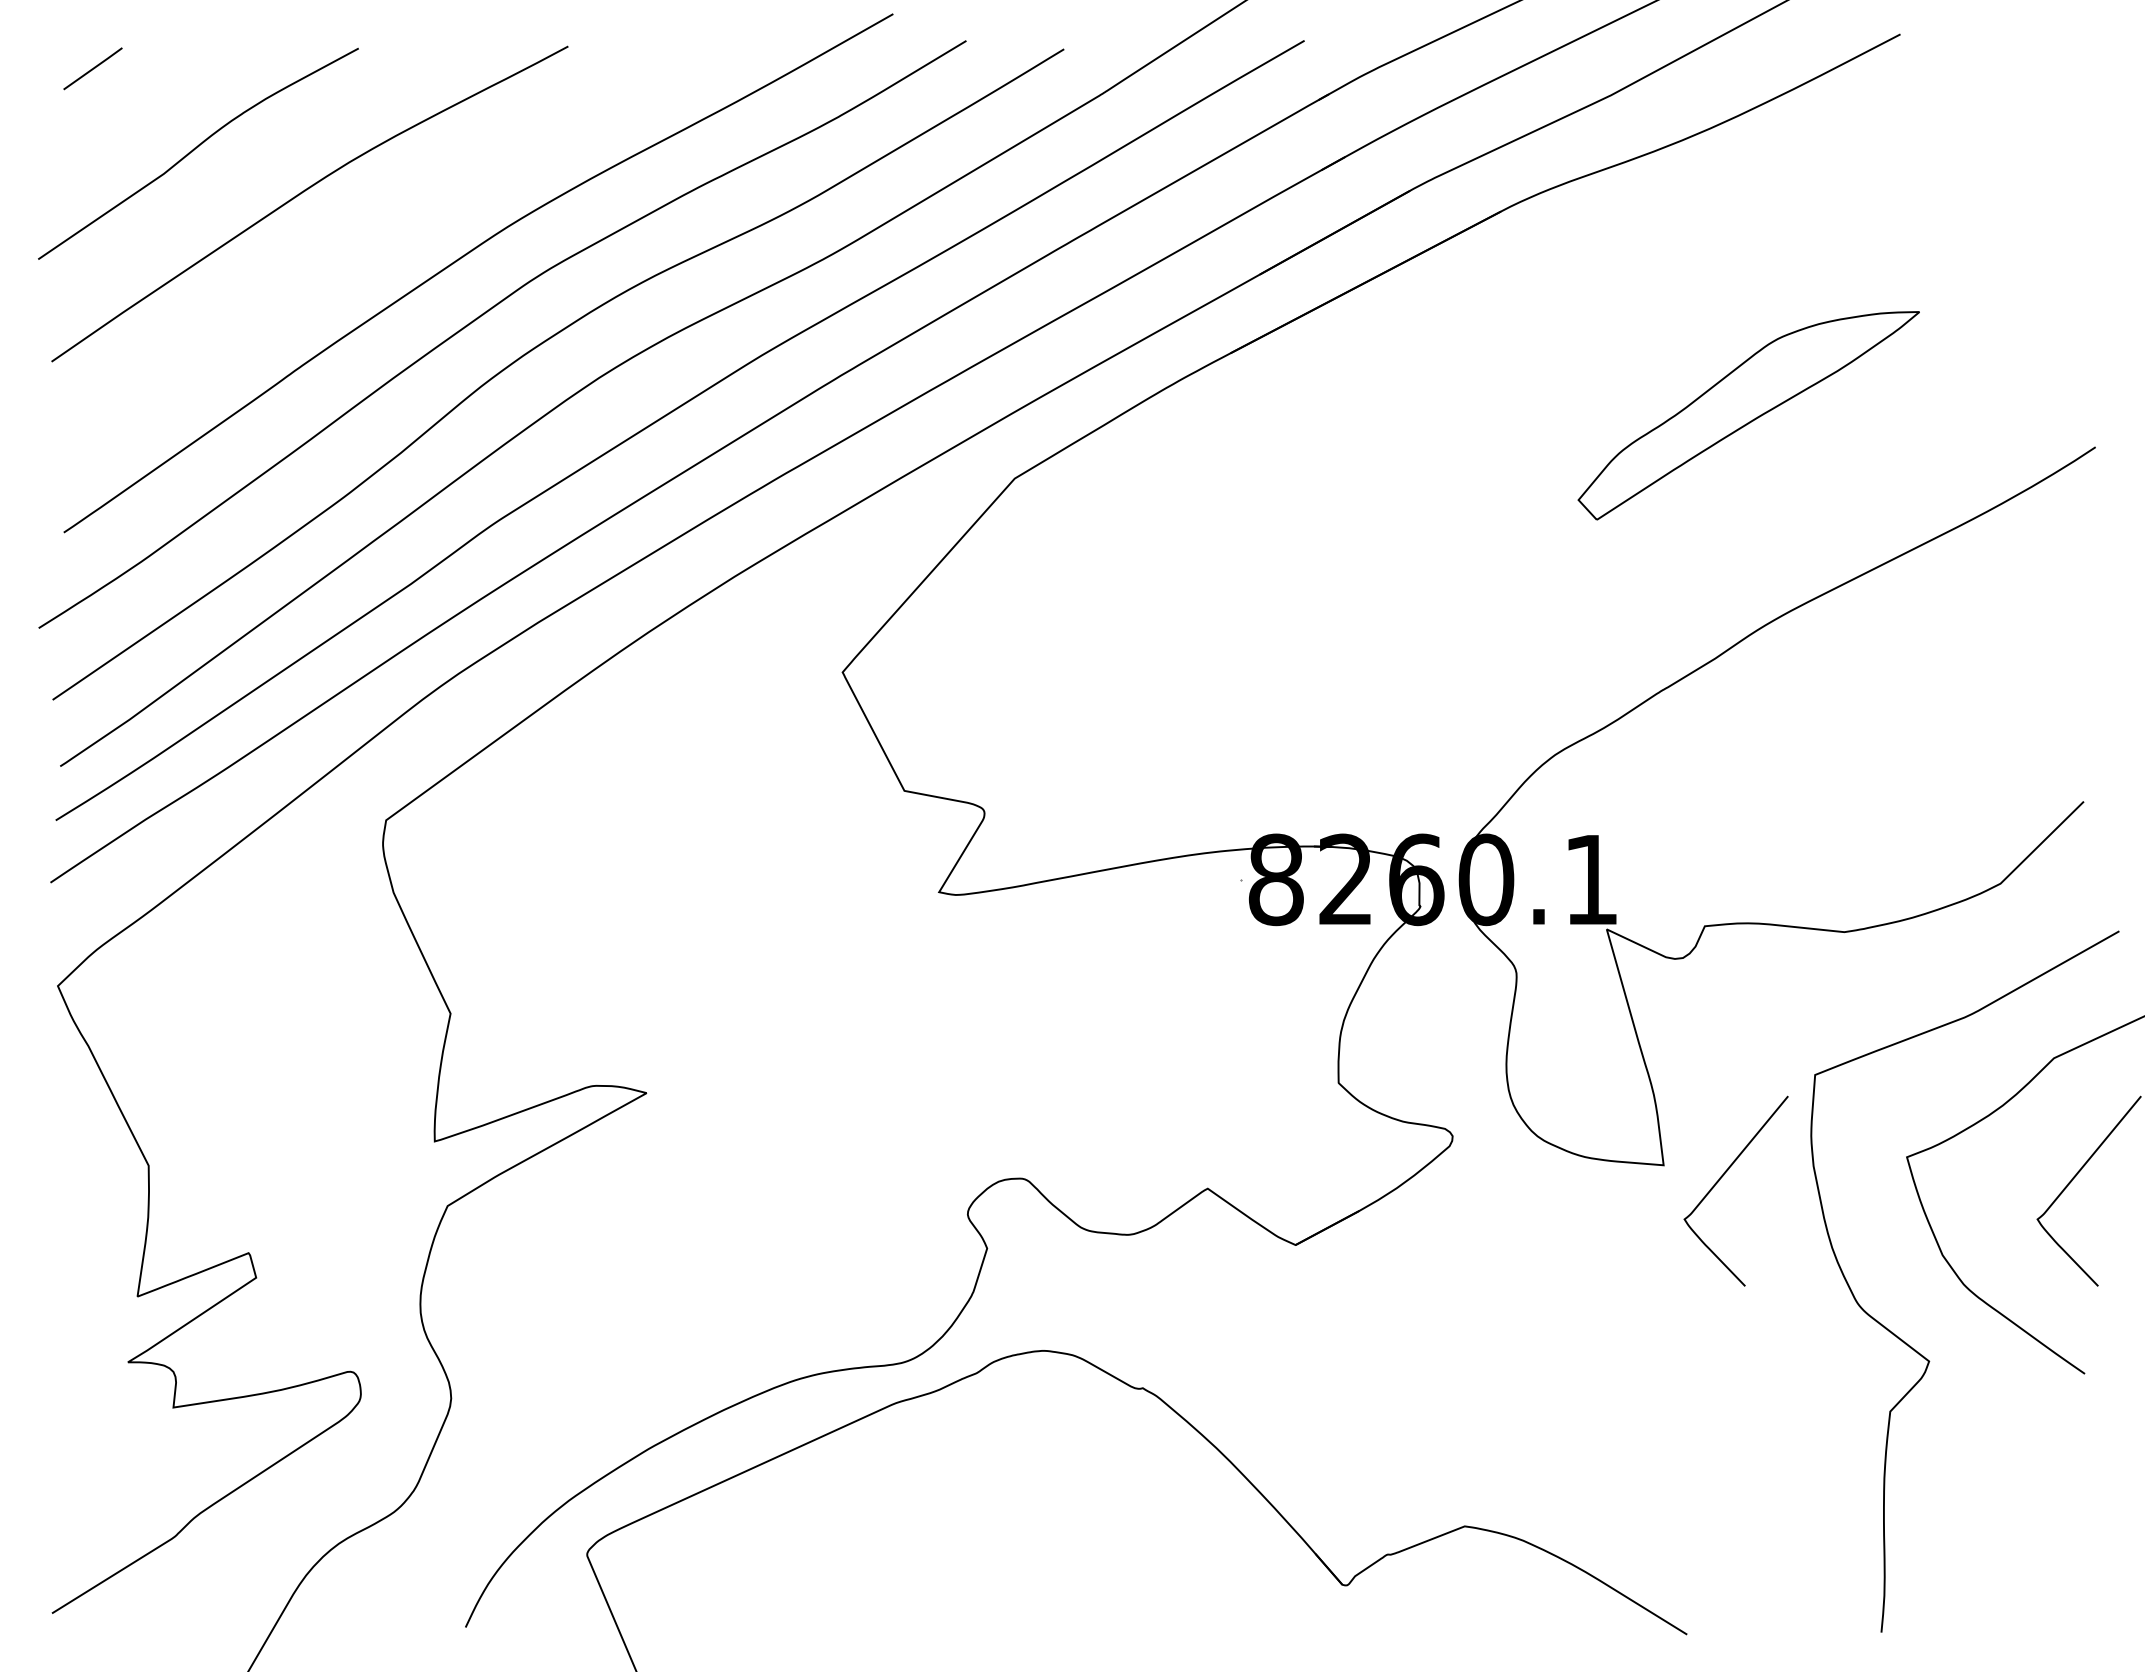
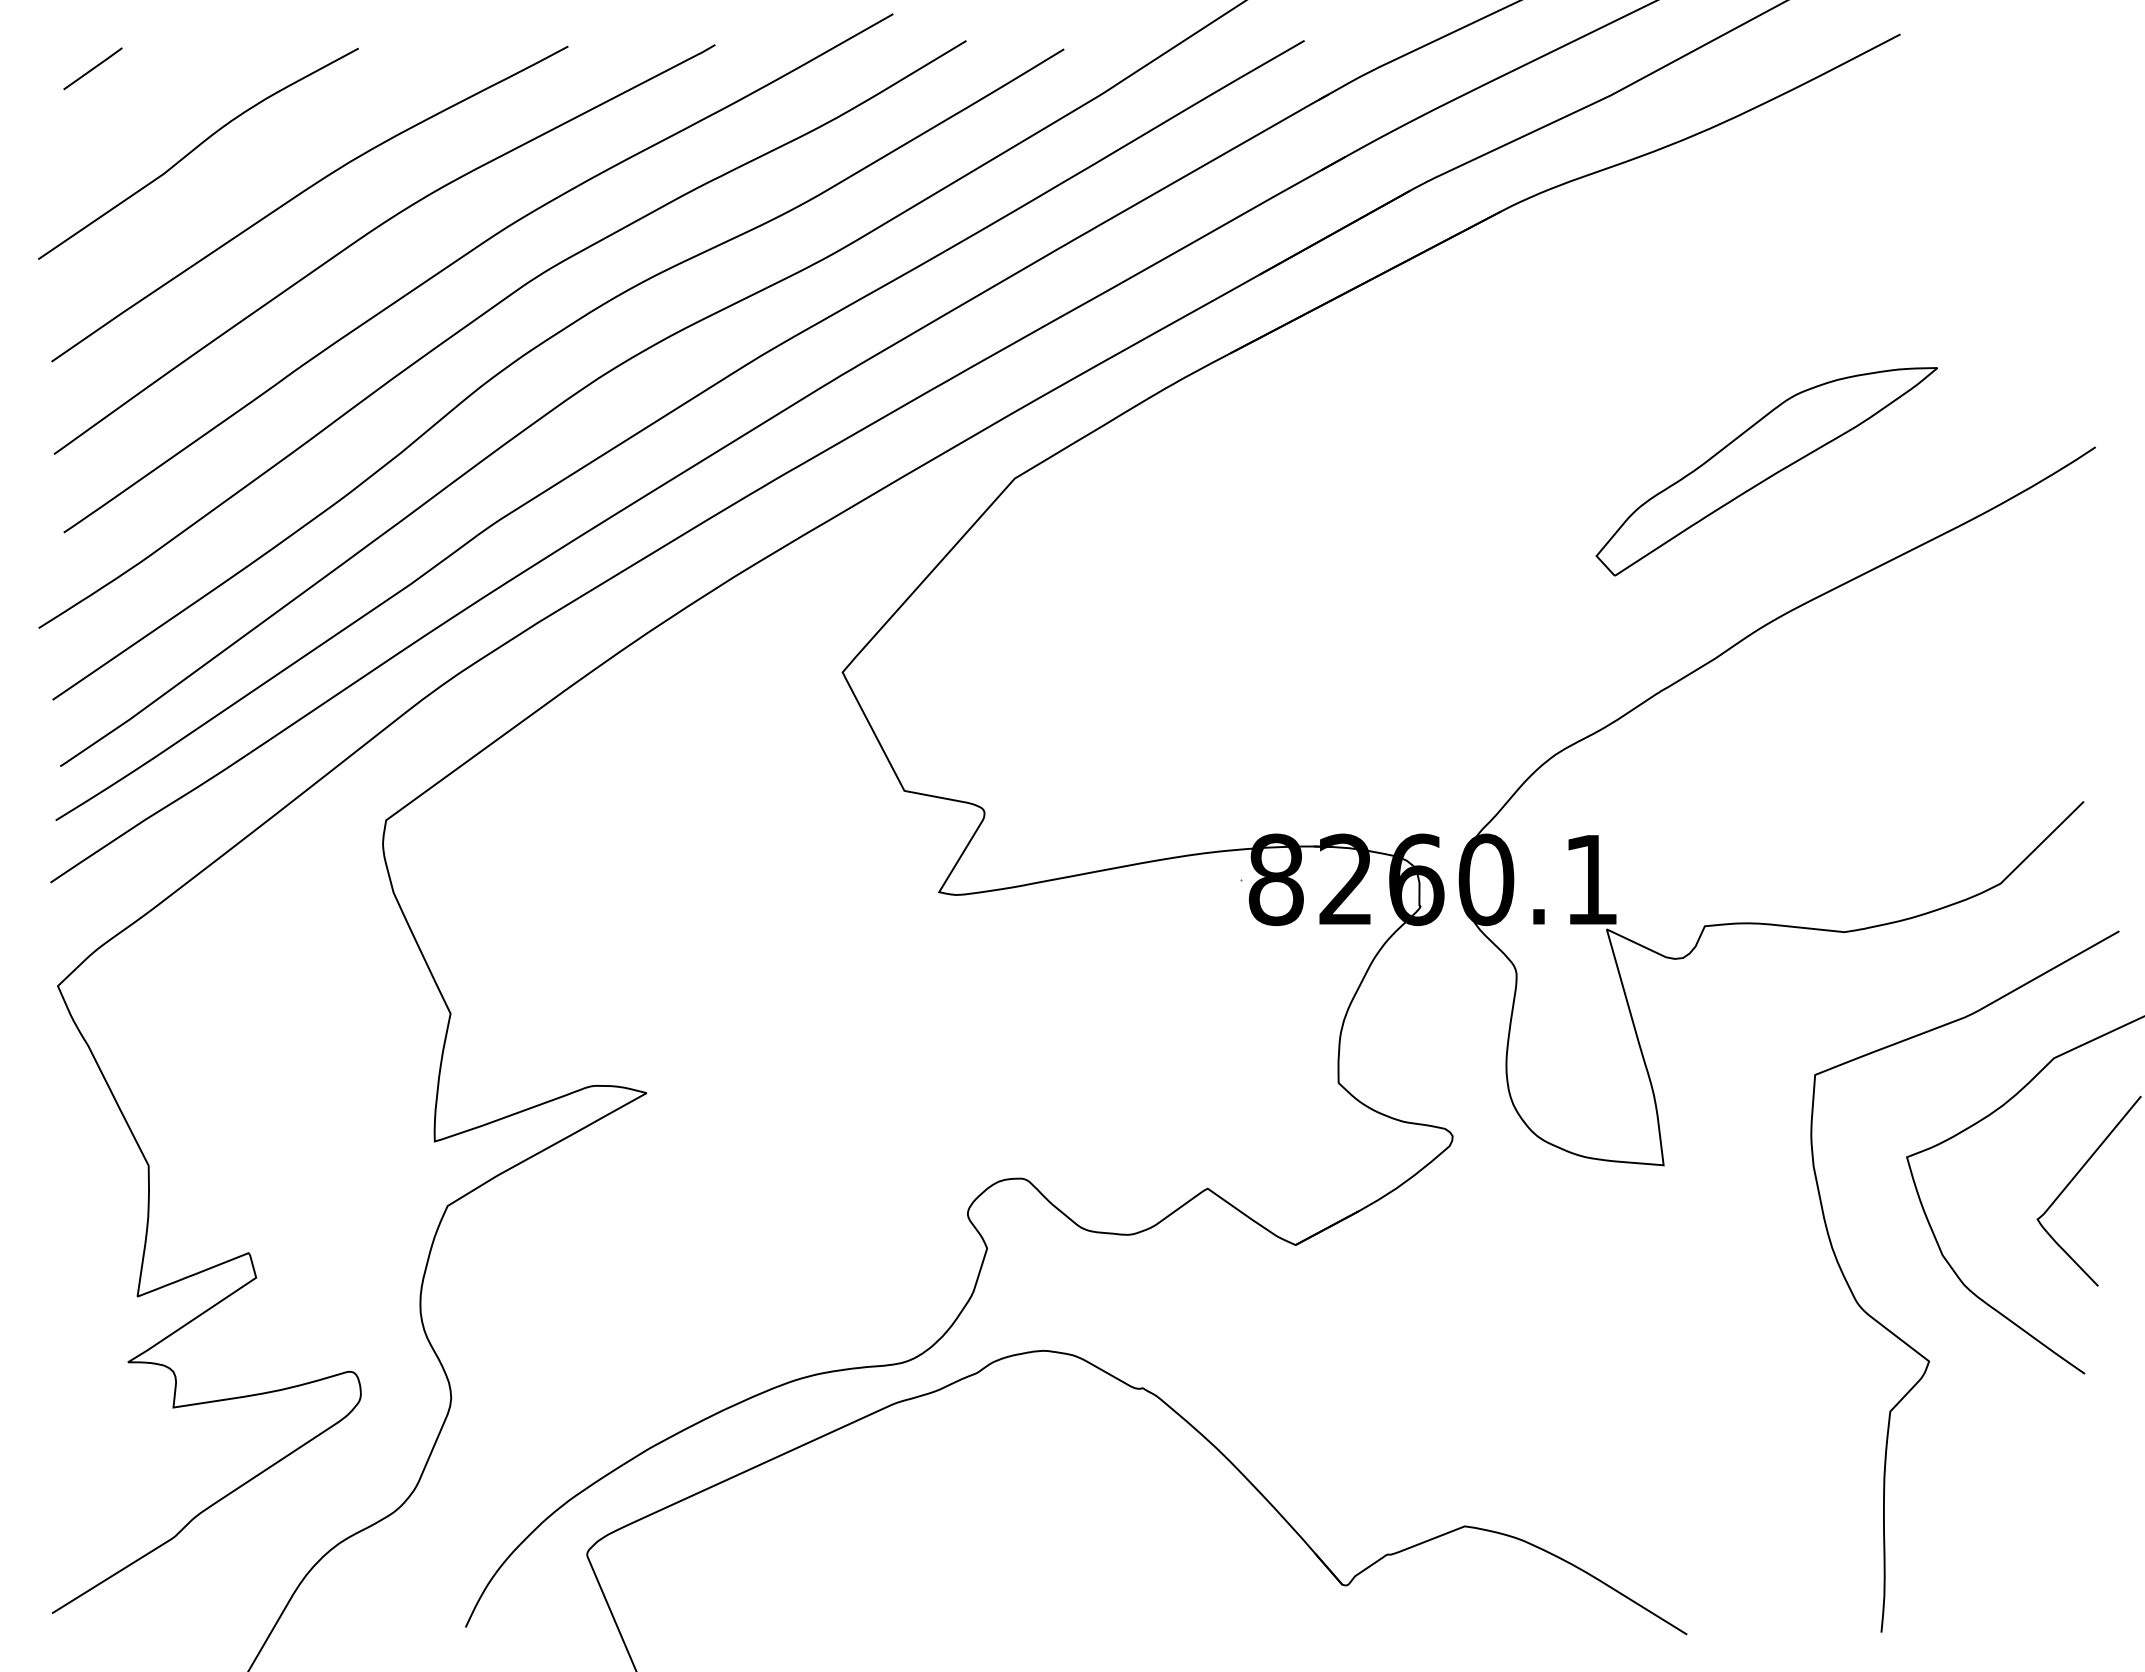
curve: none -> present (371, 232)
part position: (1748, 415) -> (1766, 471) (1766, 471)
curve: present -> none (1719, 1181)
